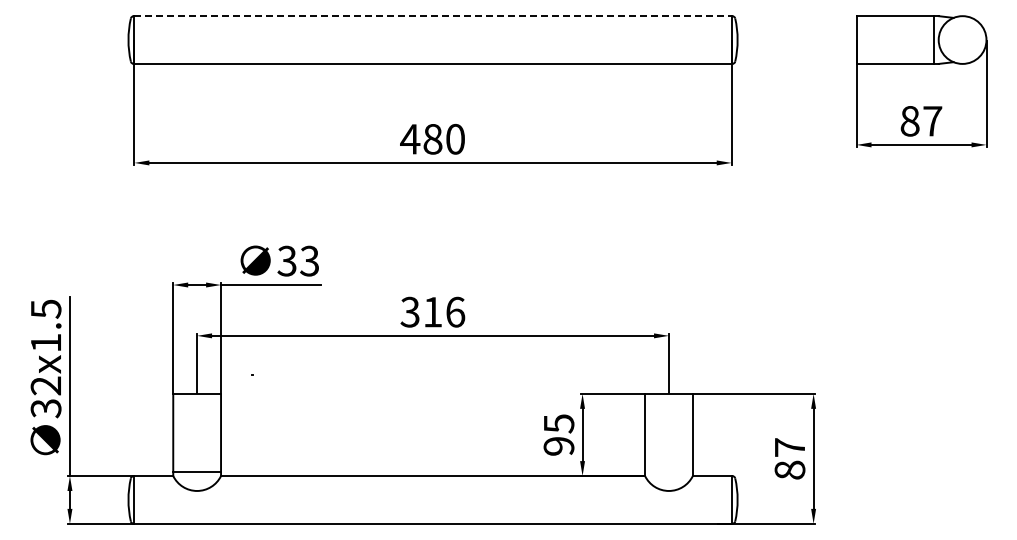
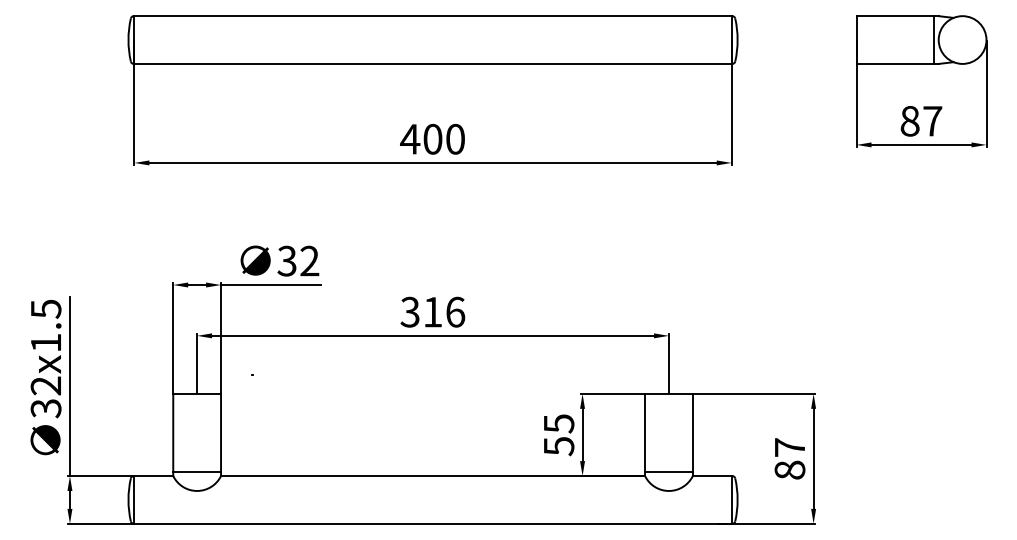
line: dashed -> solid (433, 16)
text: 480 -> 400 (432, 139)
text: 33 -> 32 (309, 261)
text: 95 -> 55 (558, 446)
line: none -> present (668, 471)
